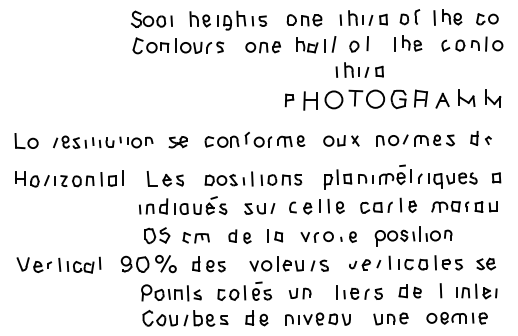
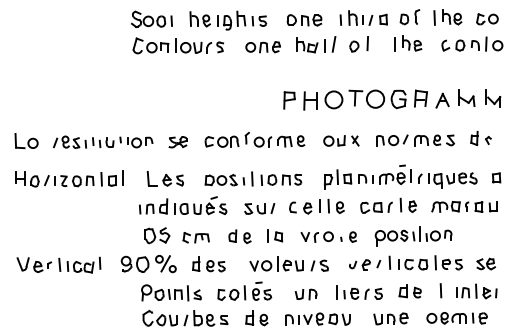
part: present -> none (359, 69)
part size: 11x15 px -> 13x19 px (289, 100)
part position: (299, 293) -> (305, 294) (305, 294)
